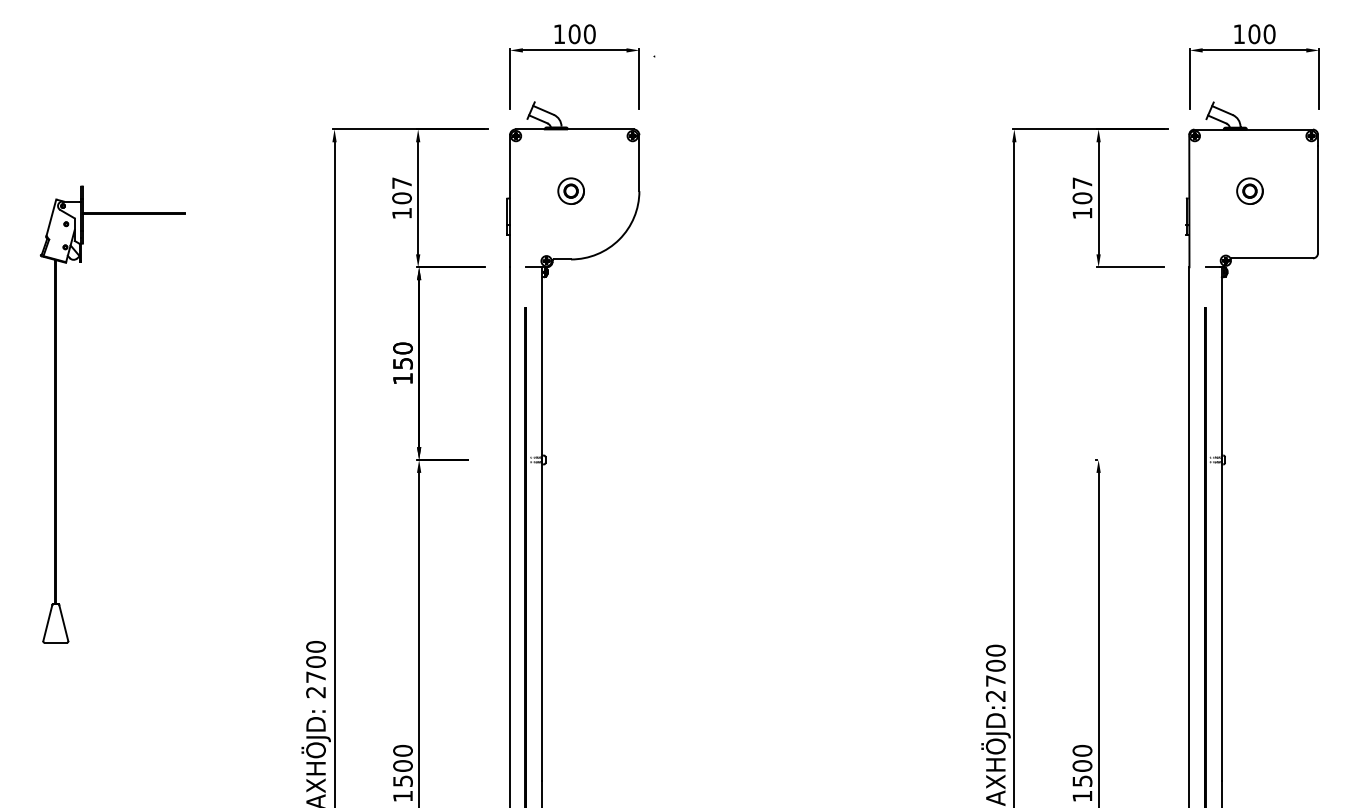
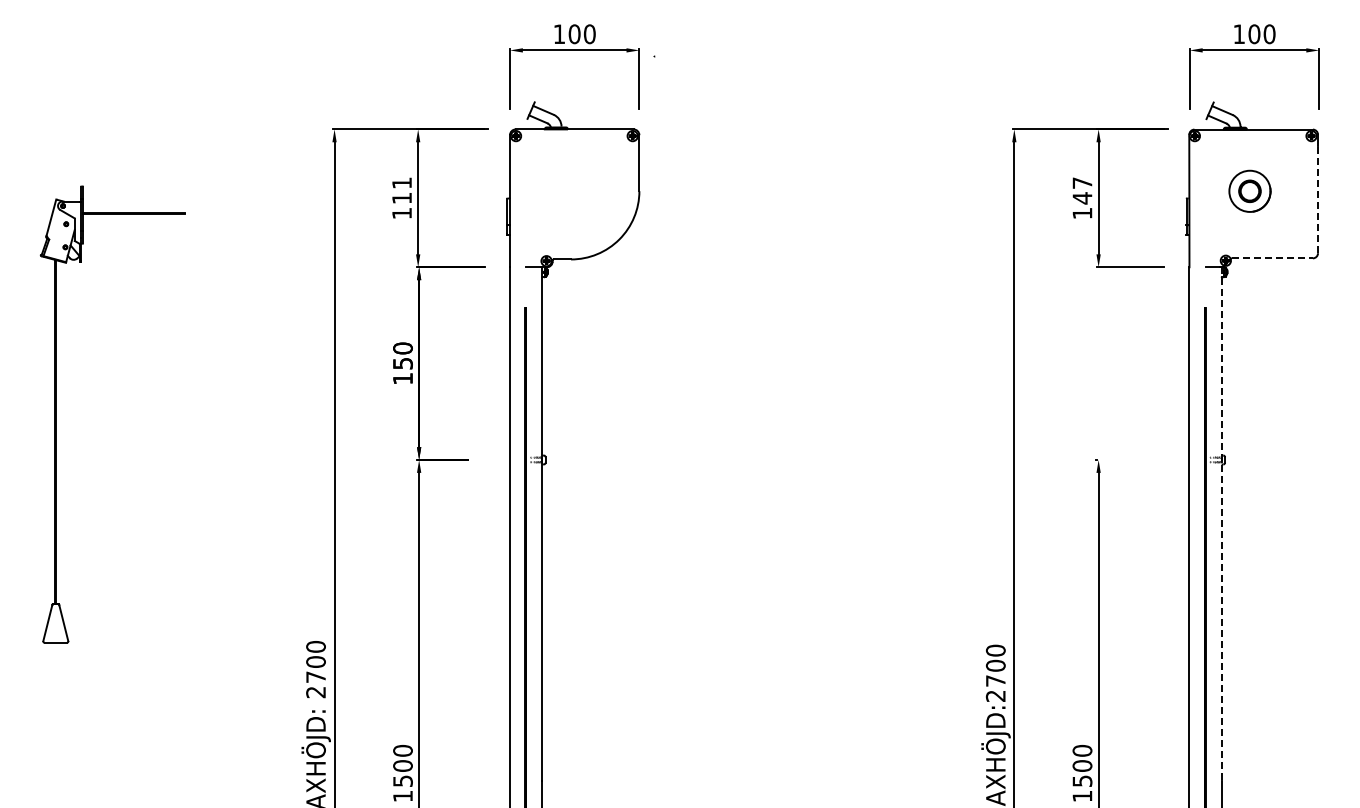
text: 107 -> 111 (401, 190)
part: present -> none (570, 190)
part size: 28x28 px -> 44x44 px (1249, 190)
text: 107 -> 147 (1082, 198)
line: solid -> dashed (1318, 199)
line: solid -> dashed (1272, 258)
line: solid -> dashed (1221, 523)
